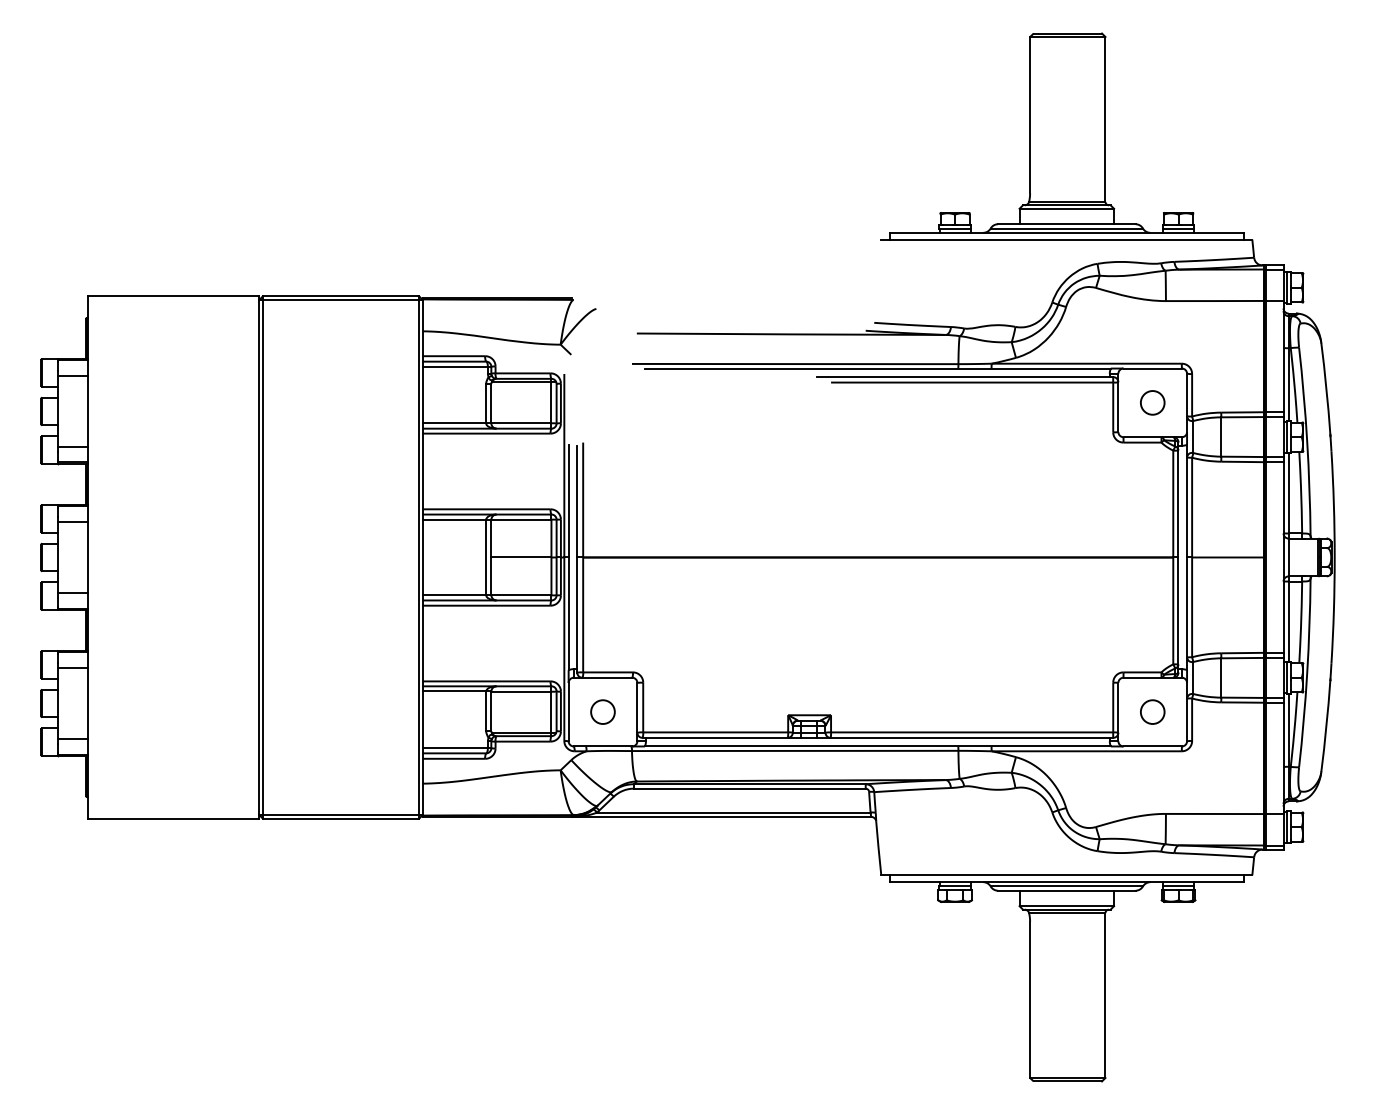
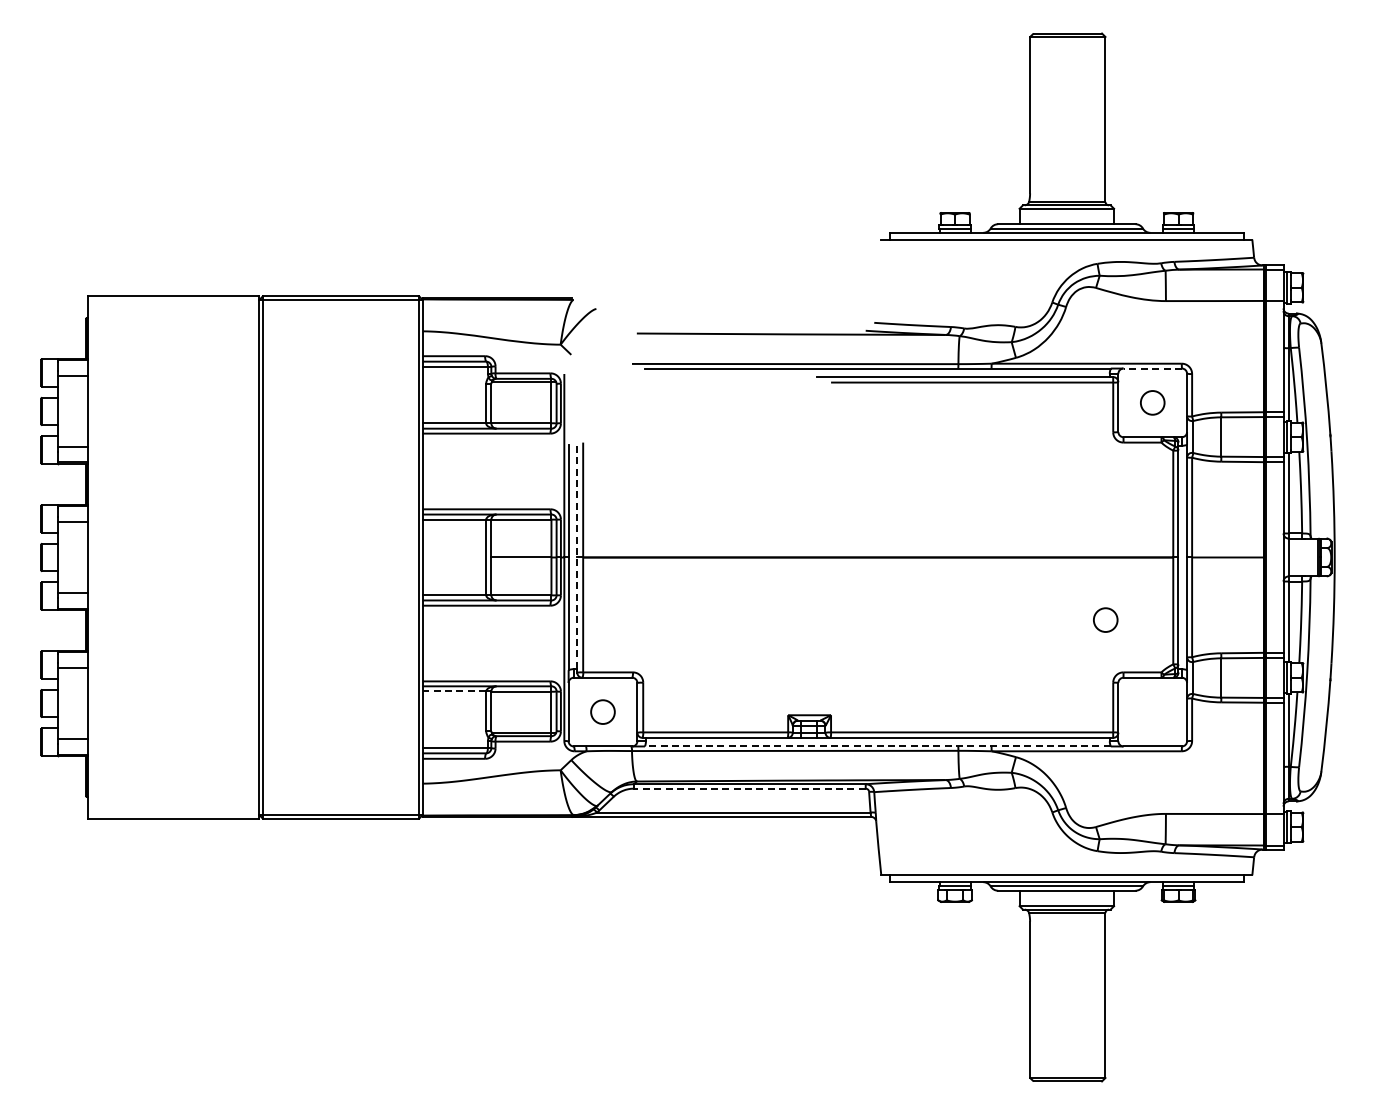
line: solid -> dashed (1152, 368)
line: solid -> dashed (577, 557)
line: solid -> dashed (454, 691)
circle position: (1152, 711) -> (1105, 619) (1105, 619)
line: solid -> dashed (877, 746)
line: solid -> dashed (749, 788)
